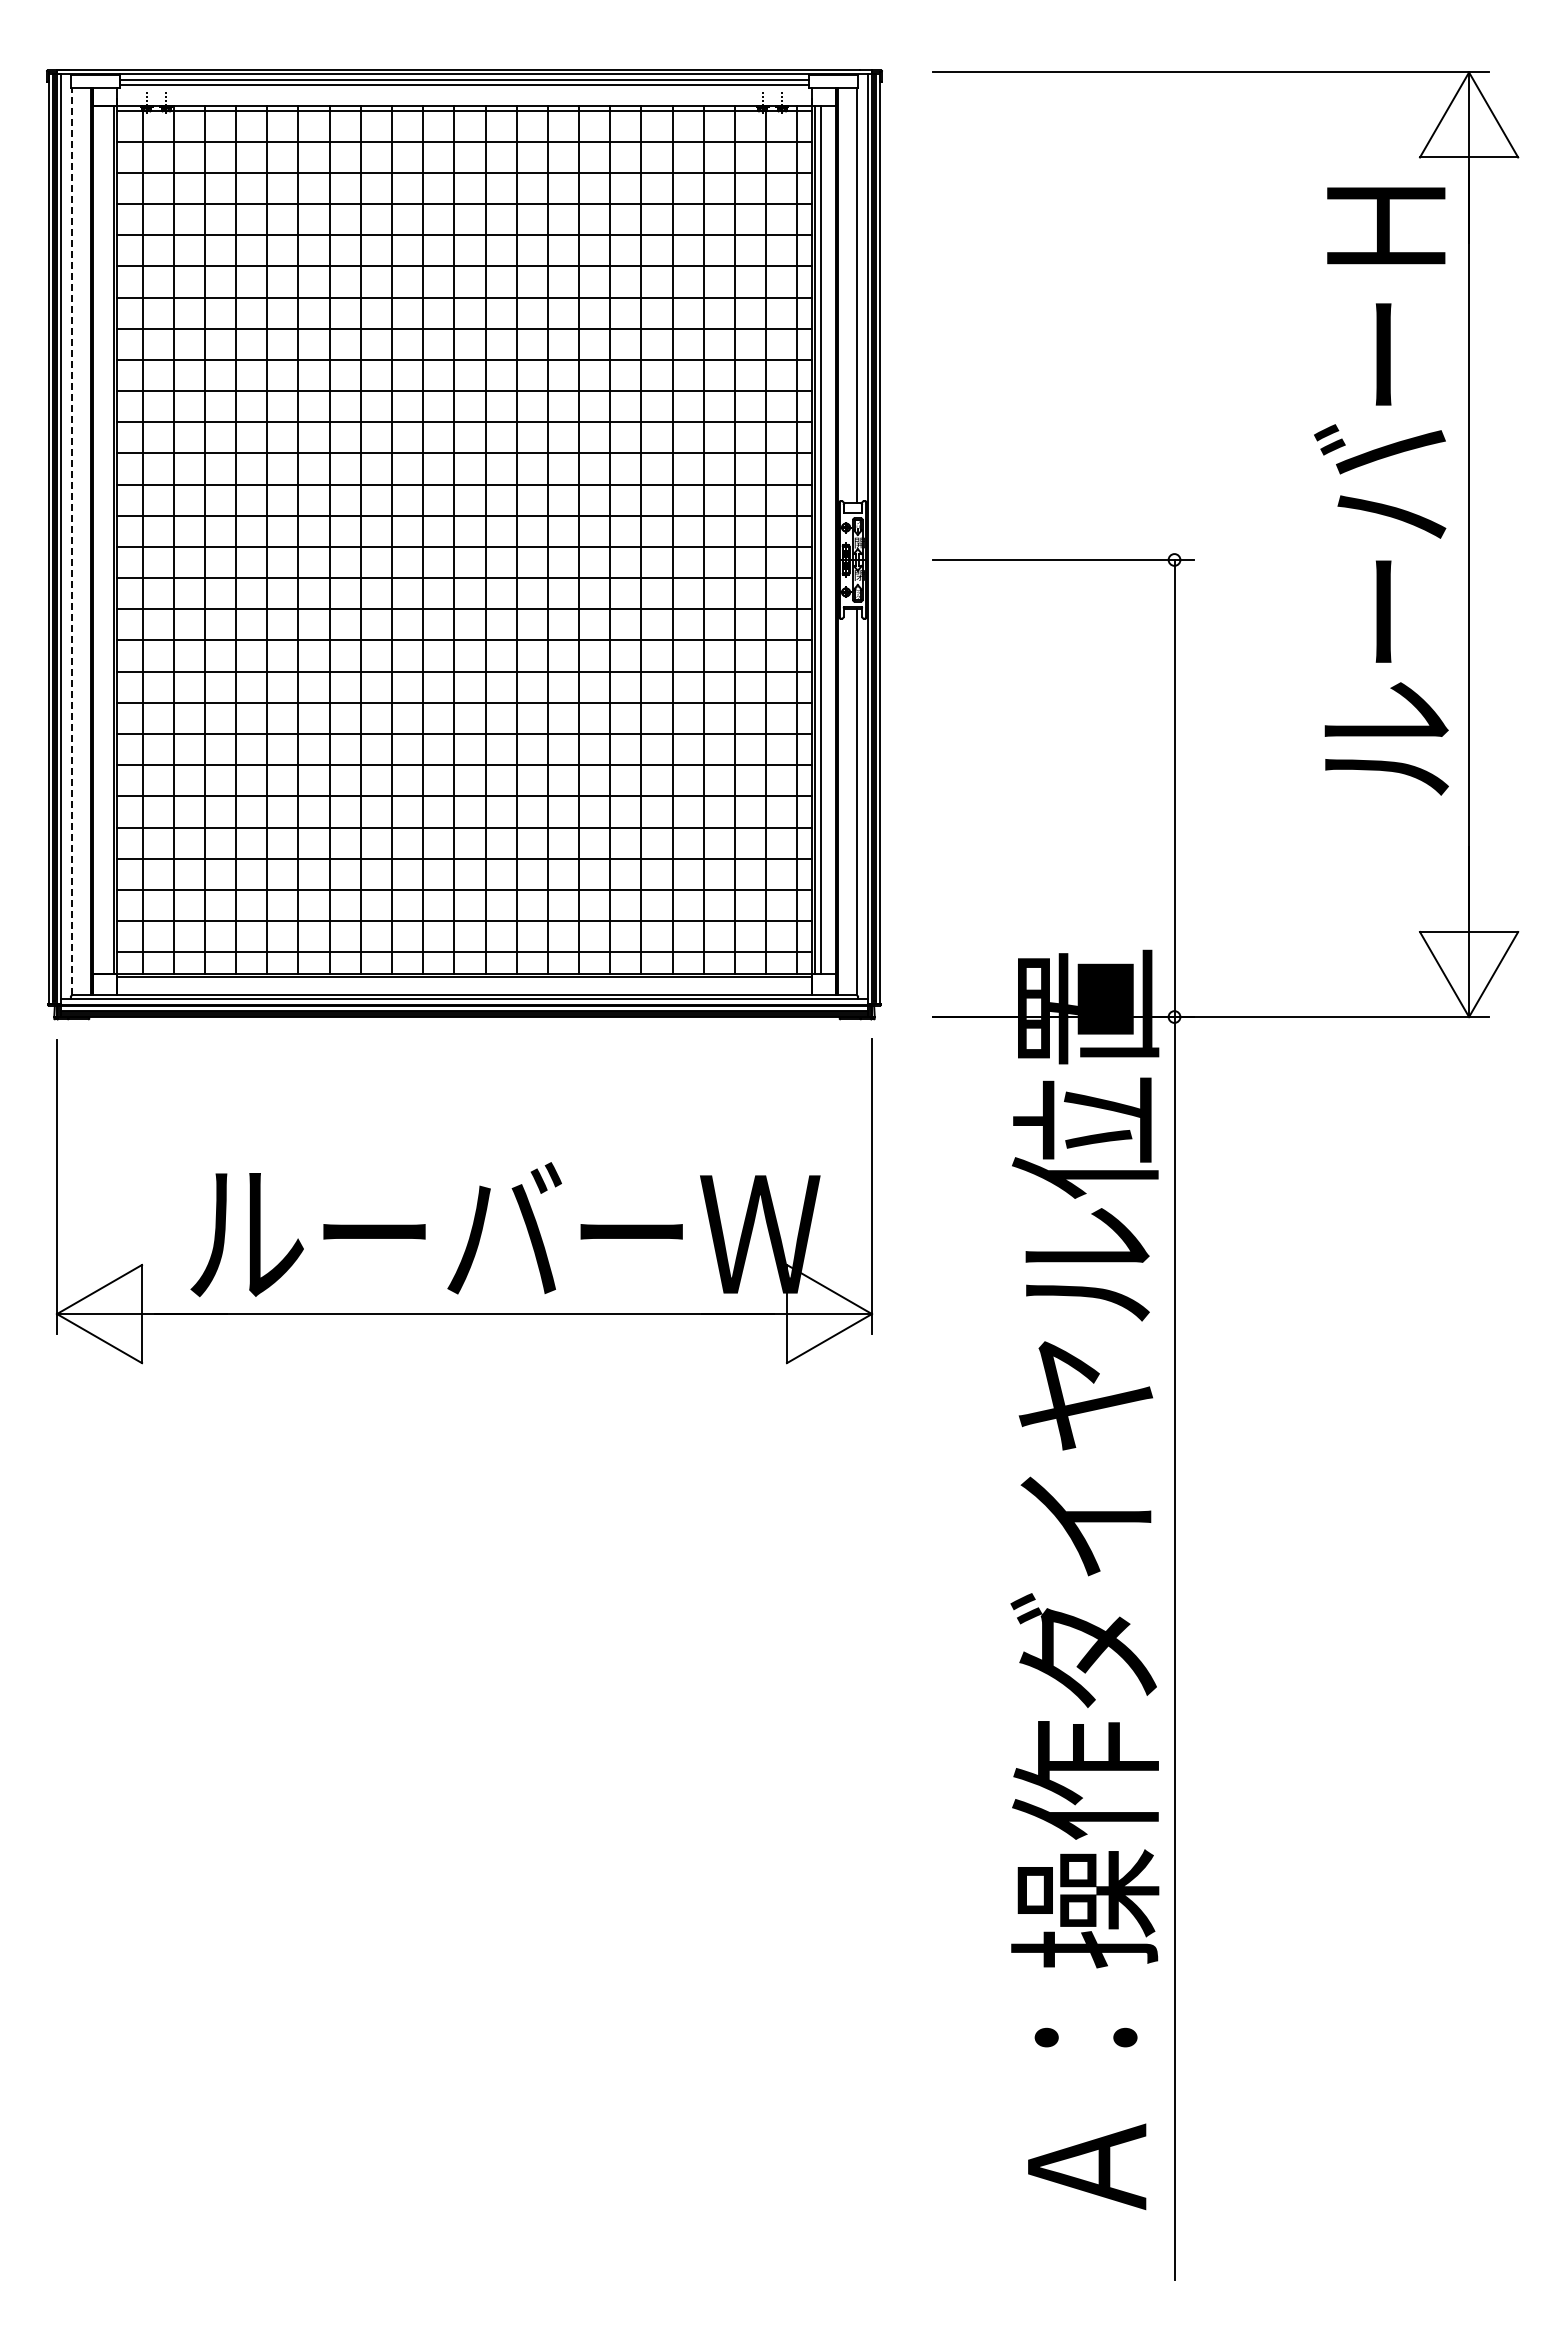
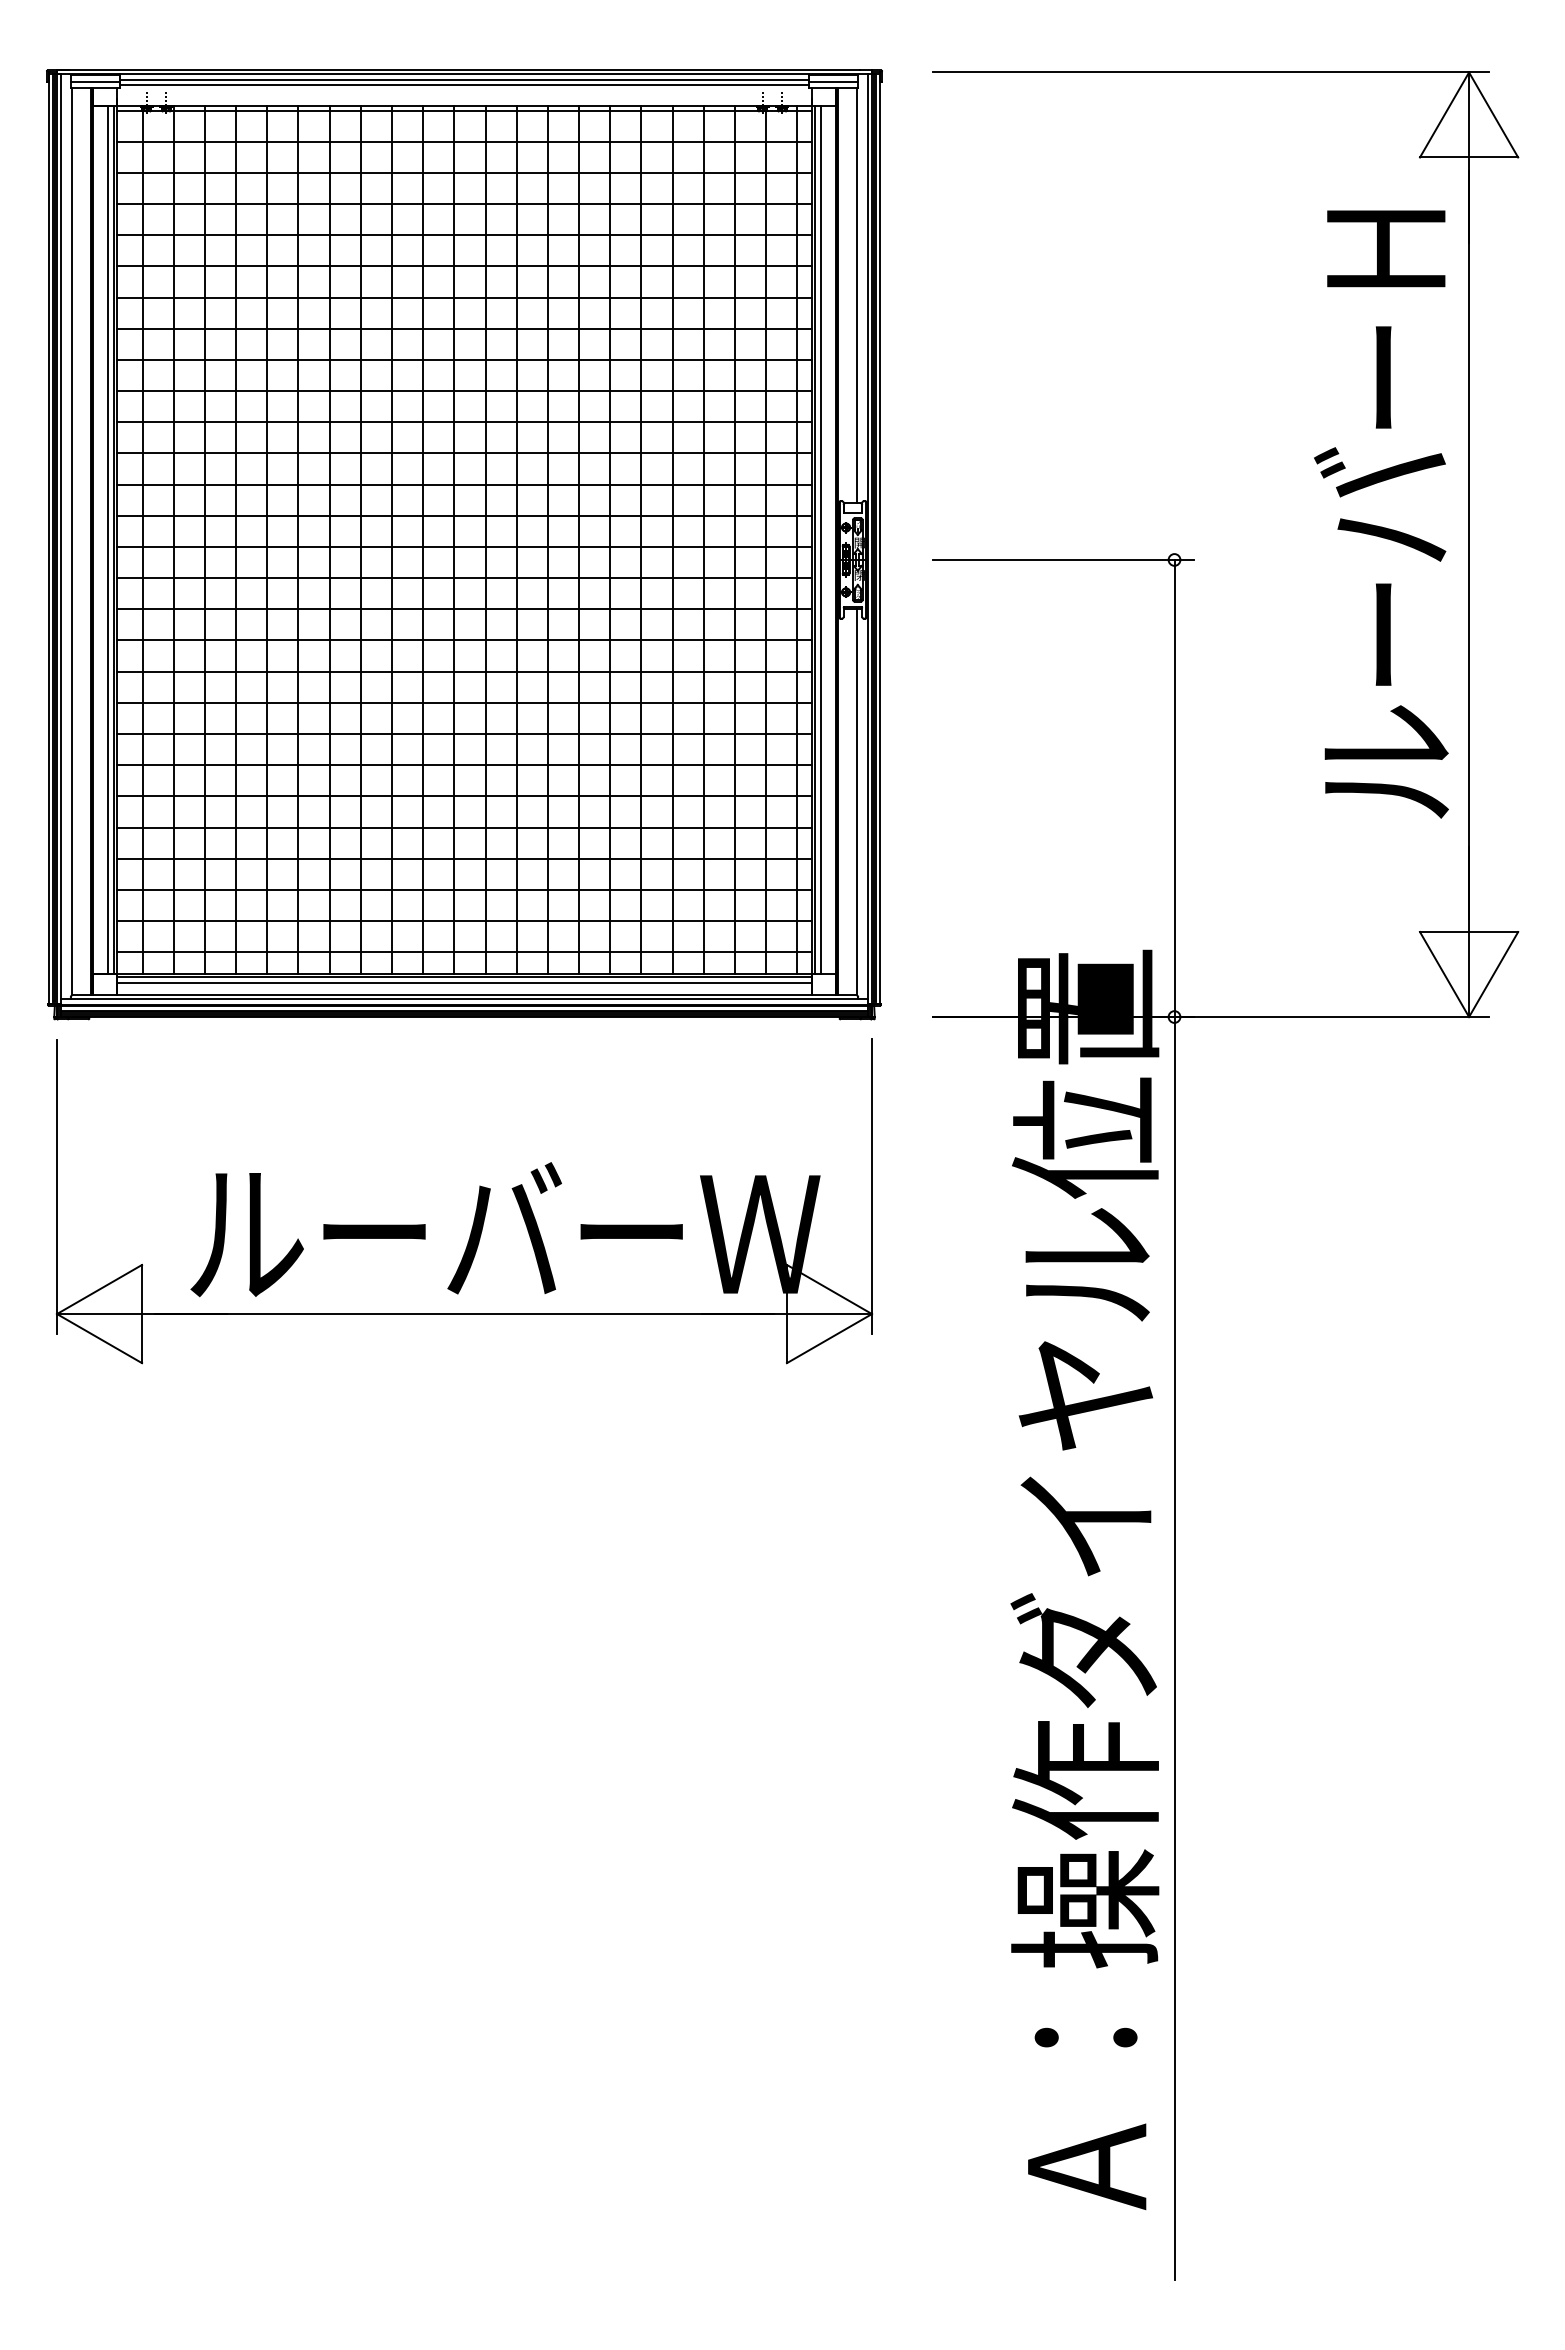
line: none -> present (94, 82)
line: none -> present (833, 82)
text position: (1381, 491) -> (1381, 514) (1381, 514)
line: none -> present (107, 539)
line: dashed -> solid (71, 541)
line: none -> present (464, 983)
